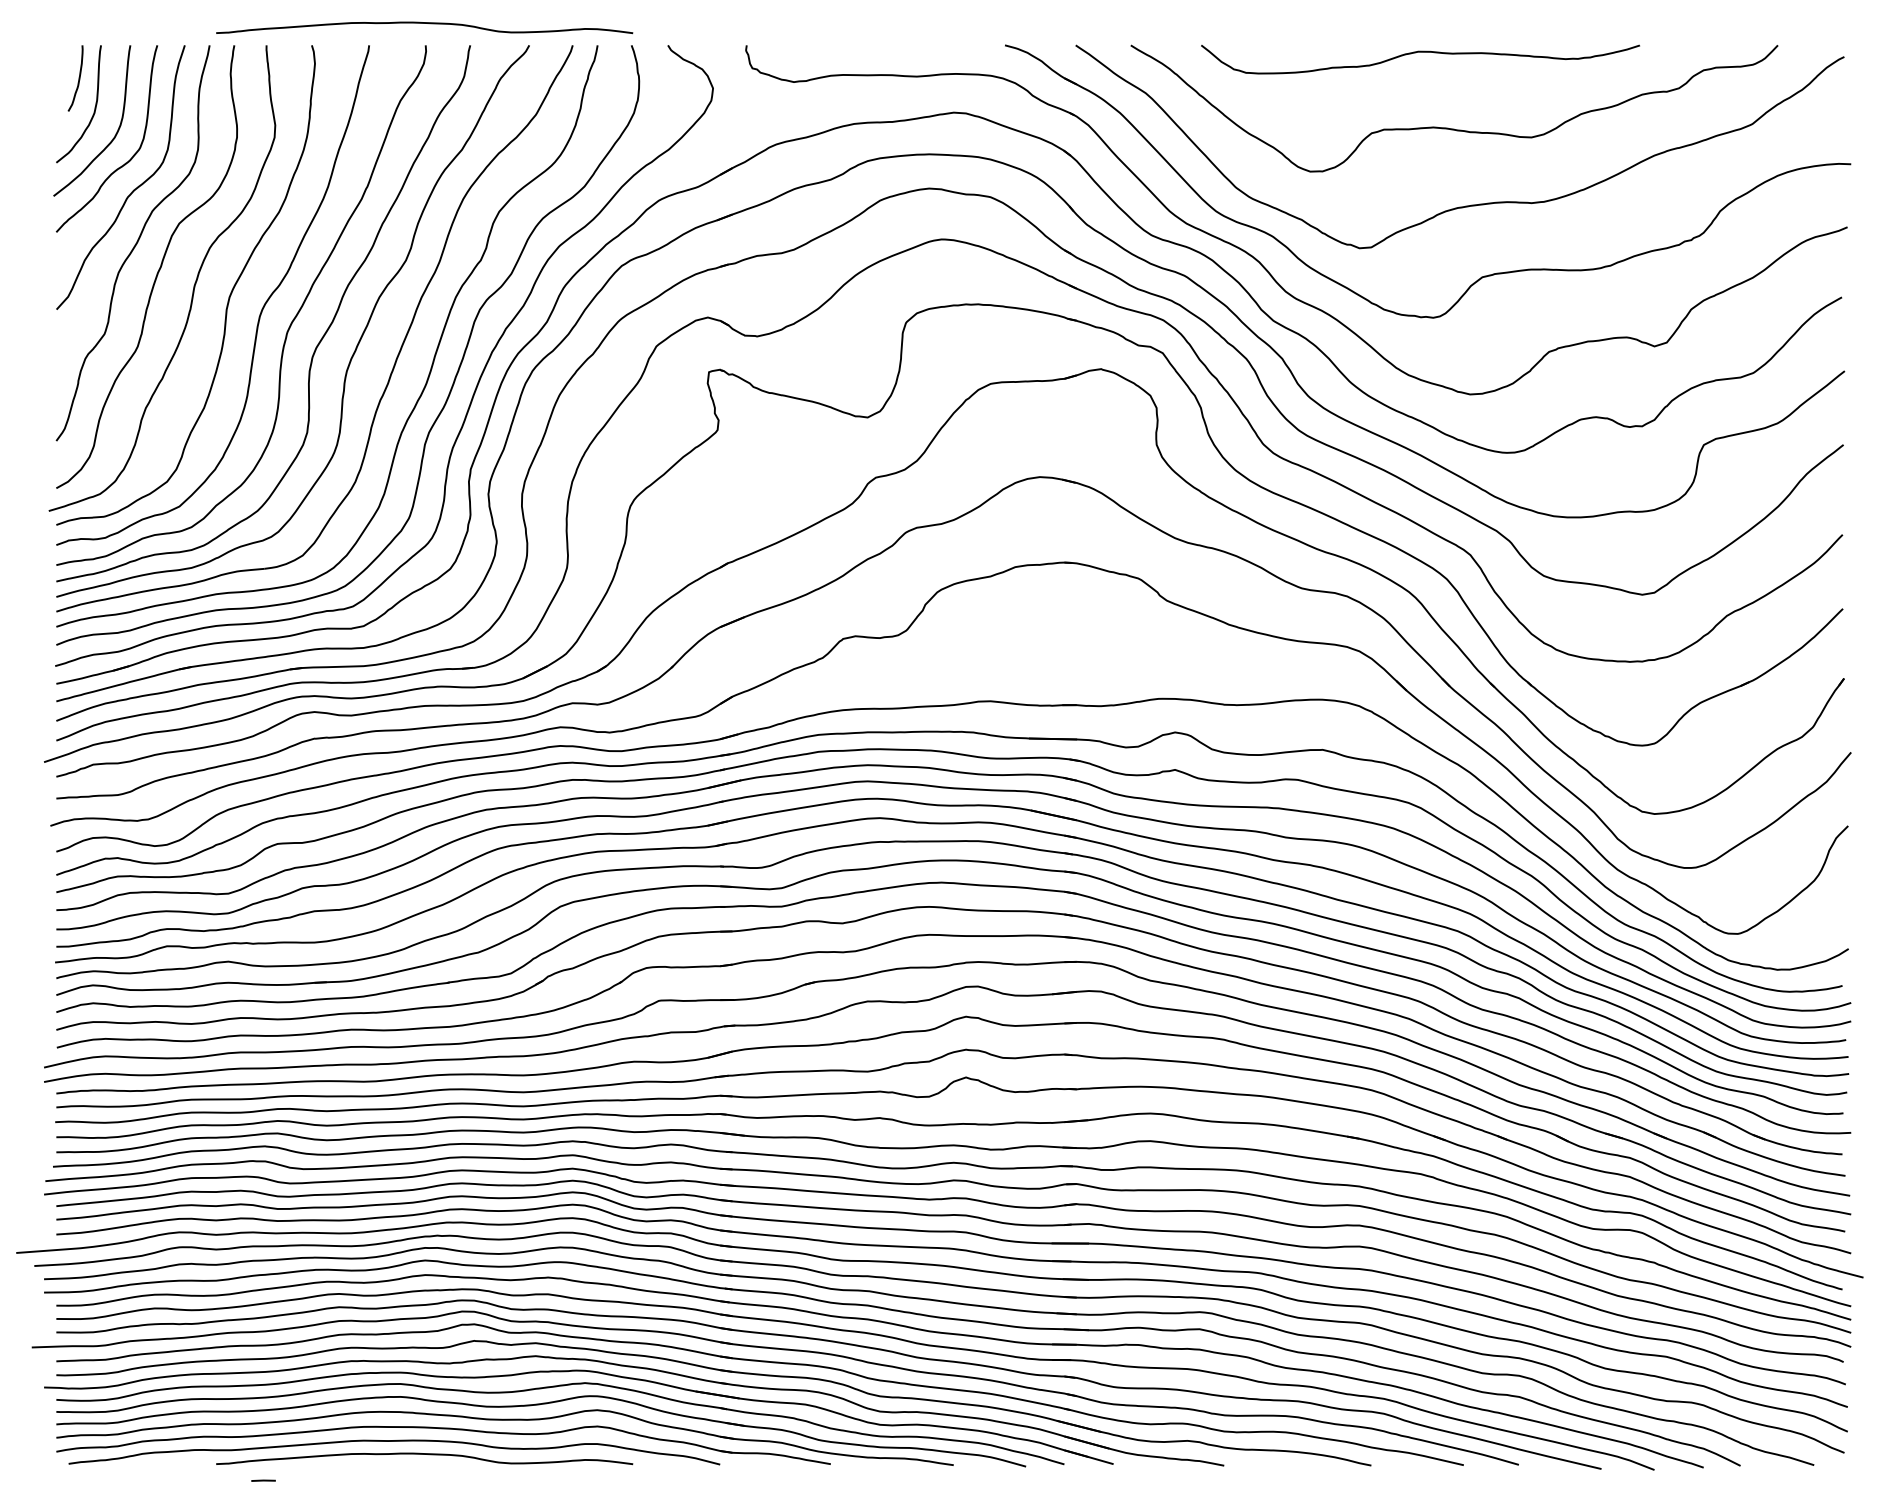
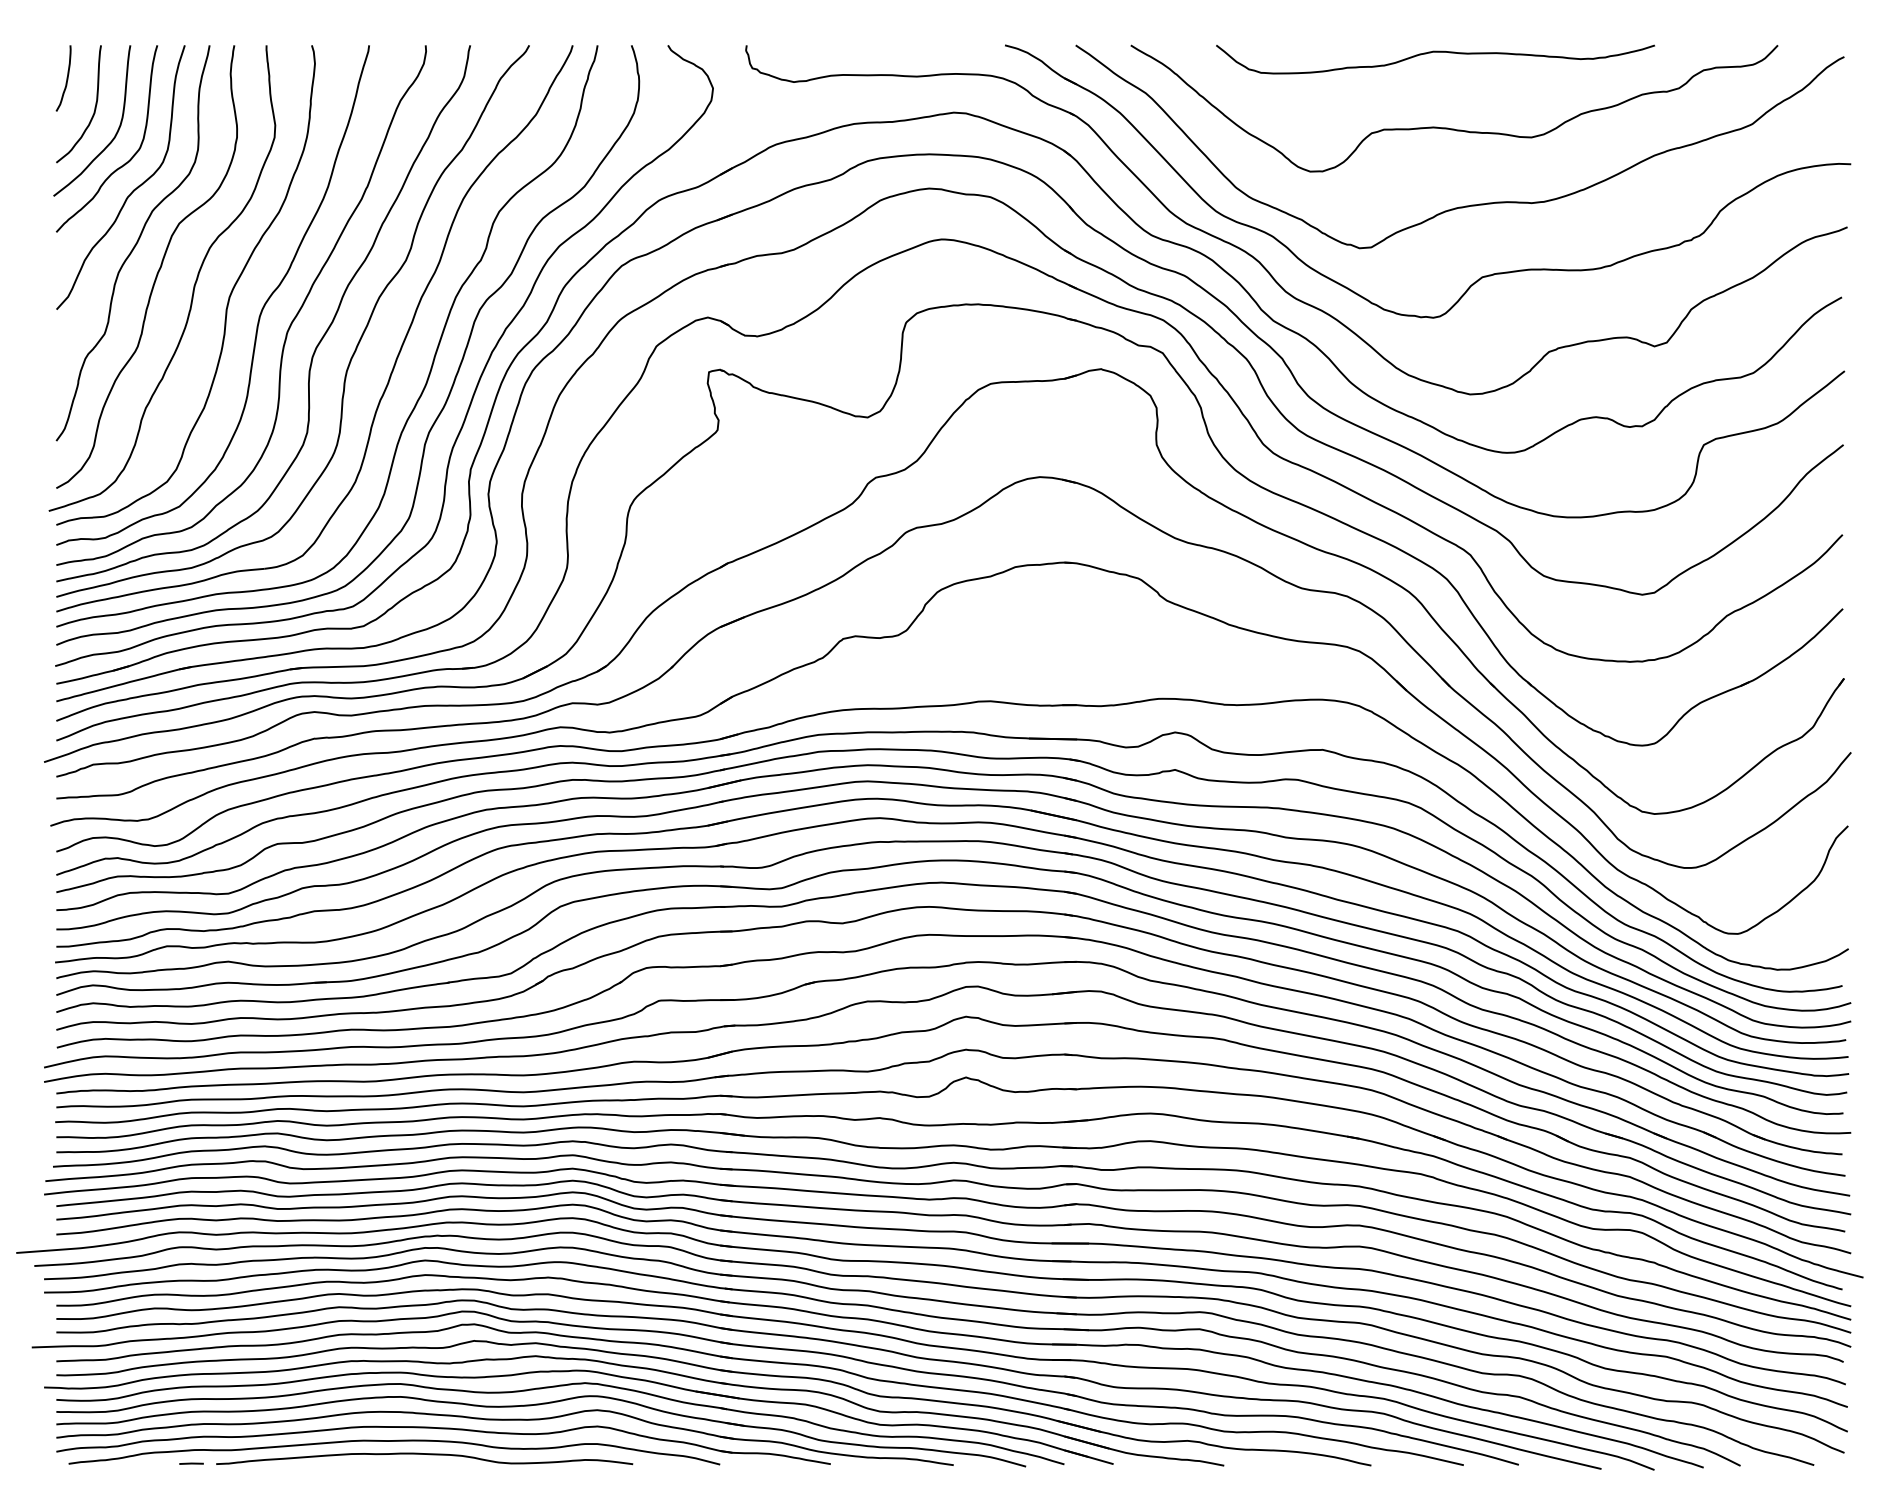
curve: present -> none (424, 23)
curve position: (1420, 52) -> (1435, 52) (1435, 52)
curve position: (78, 78) -> (66, 78) (66, 78)
line position: (263, 1480) -> (191, 1463) (191, 1463)
